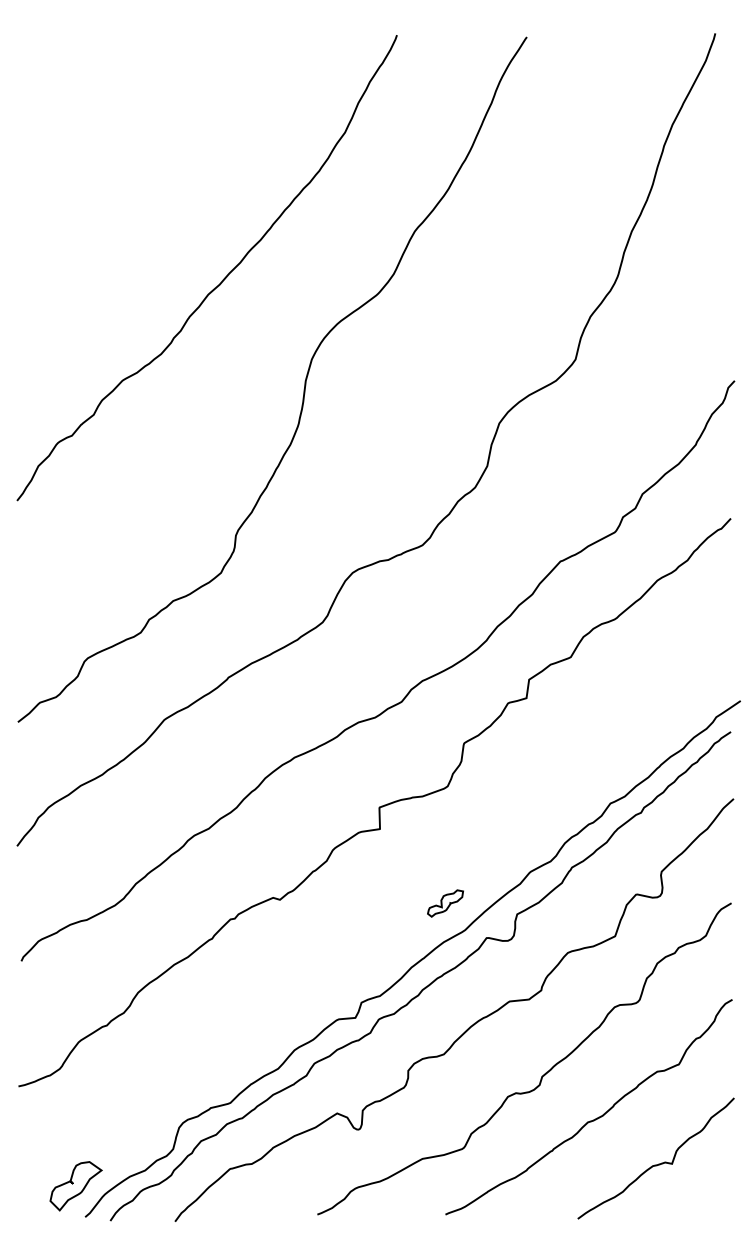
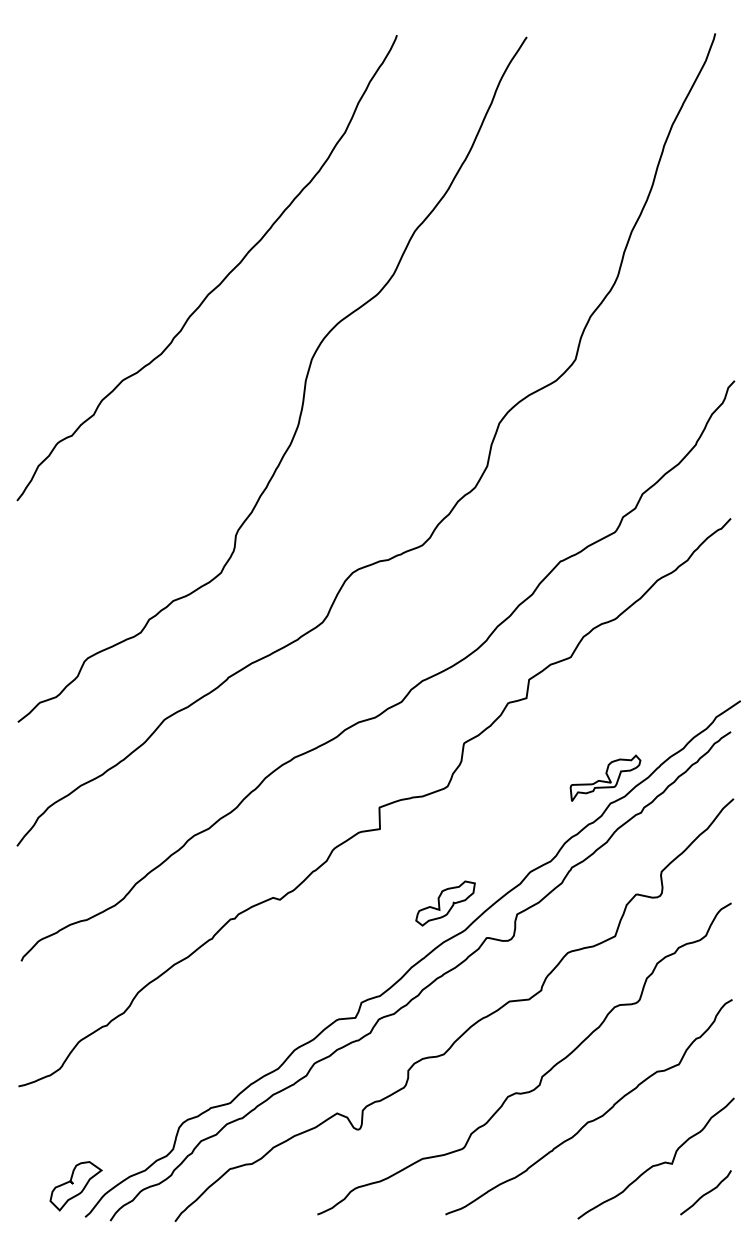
part: none -> present (605, 777)
part size: 37x29 px -> 61x47 px (445, 903)
curve: none -> present (706, 1192)
